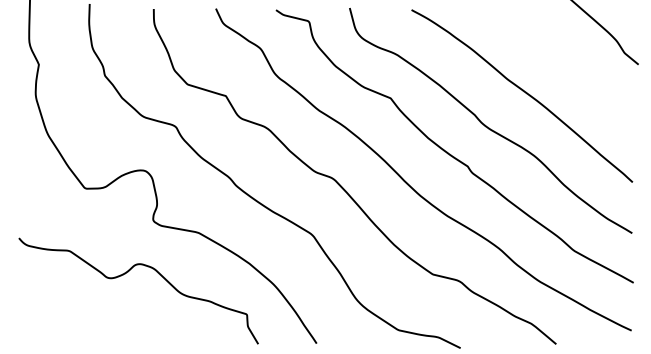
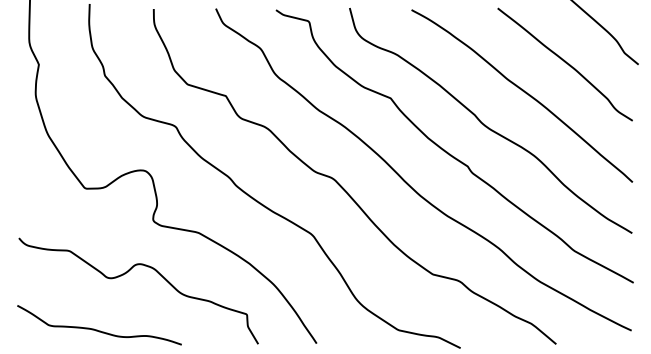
curve: none -> present (565, 63)
curve: none -> present (97, 329)
